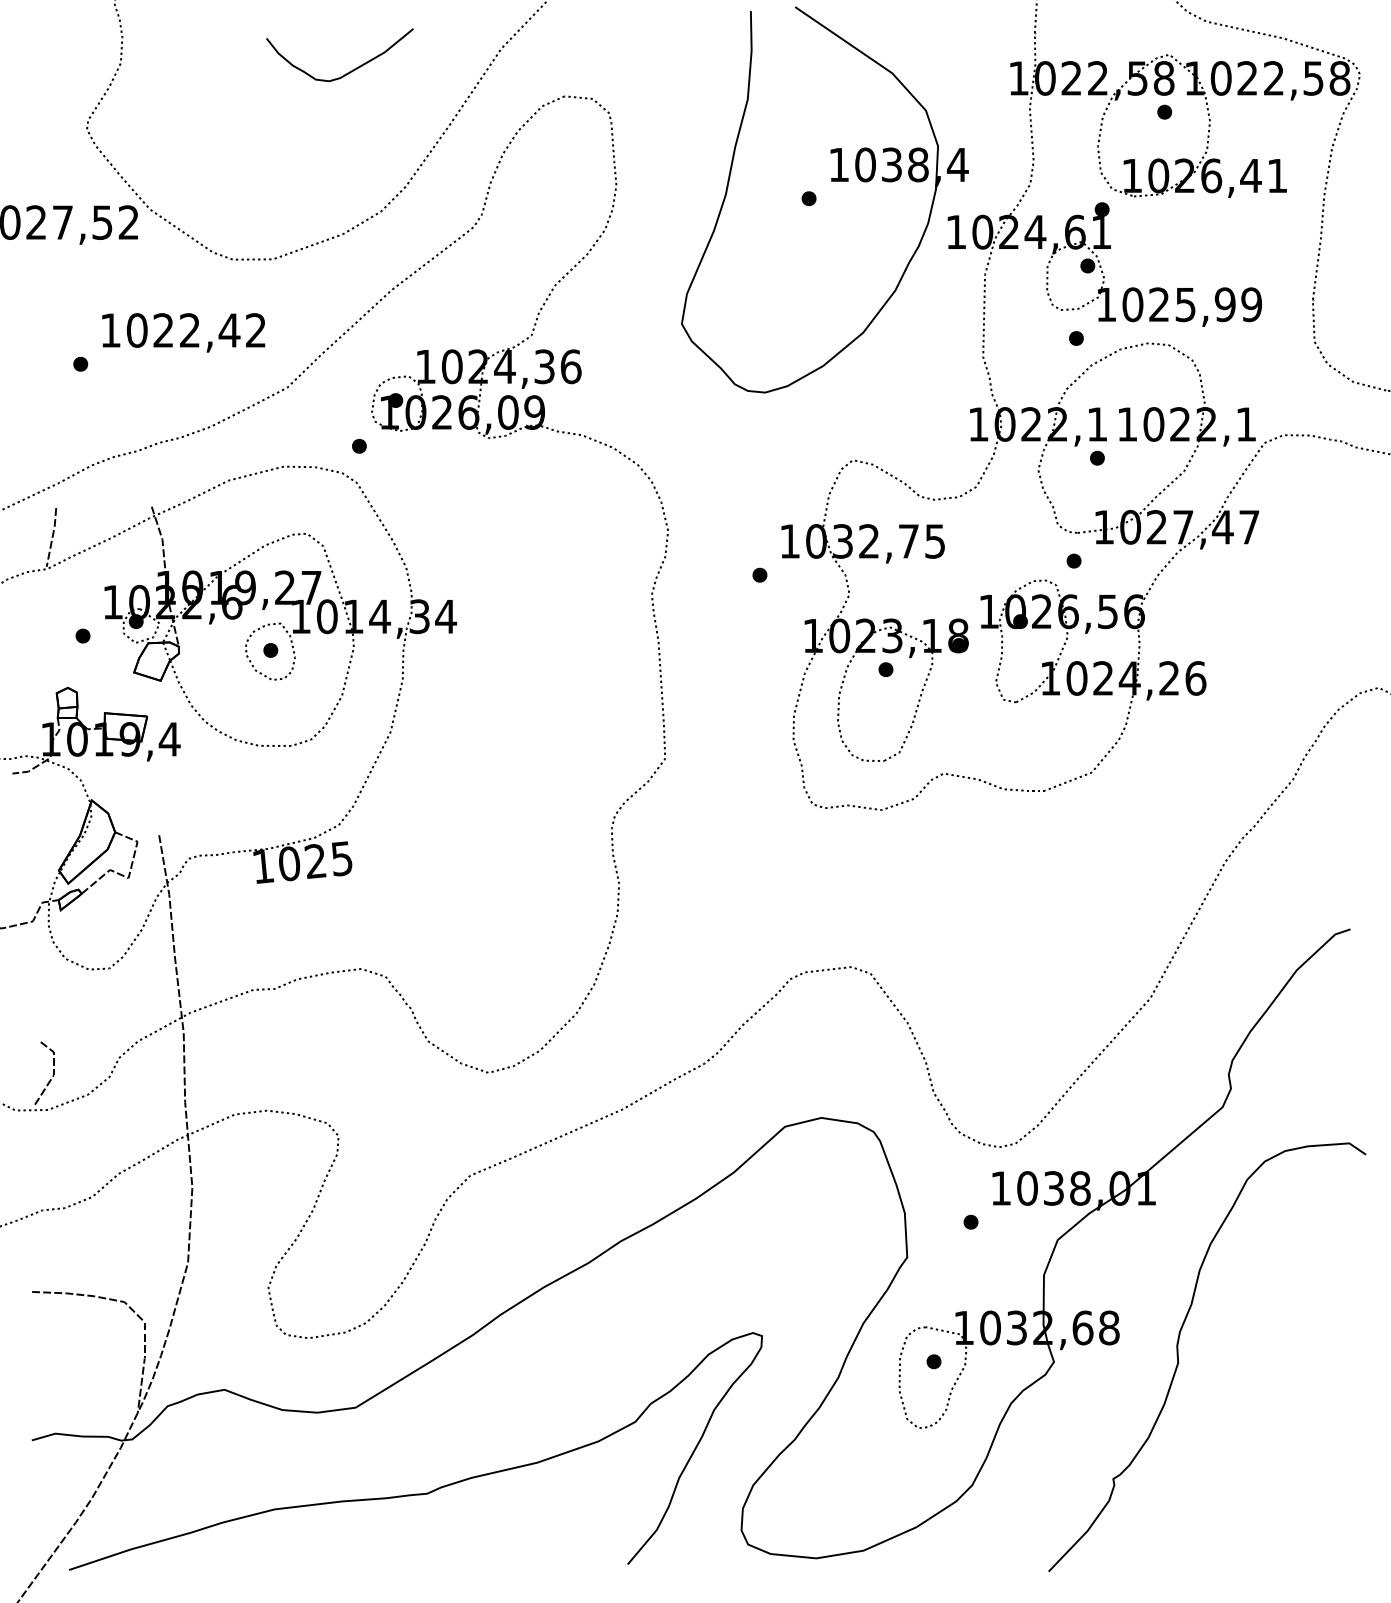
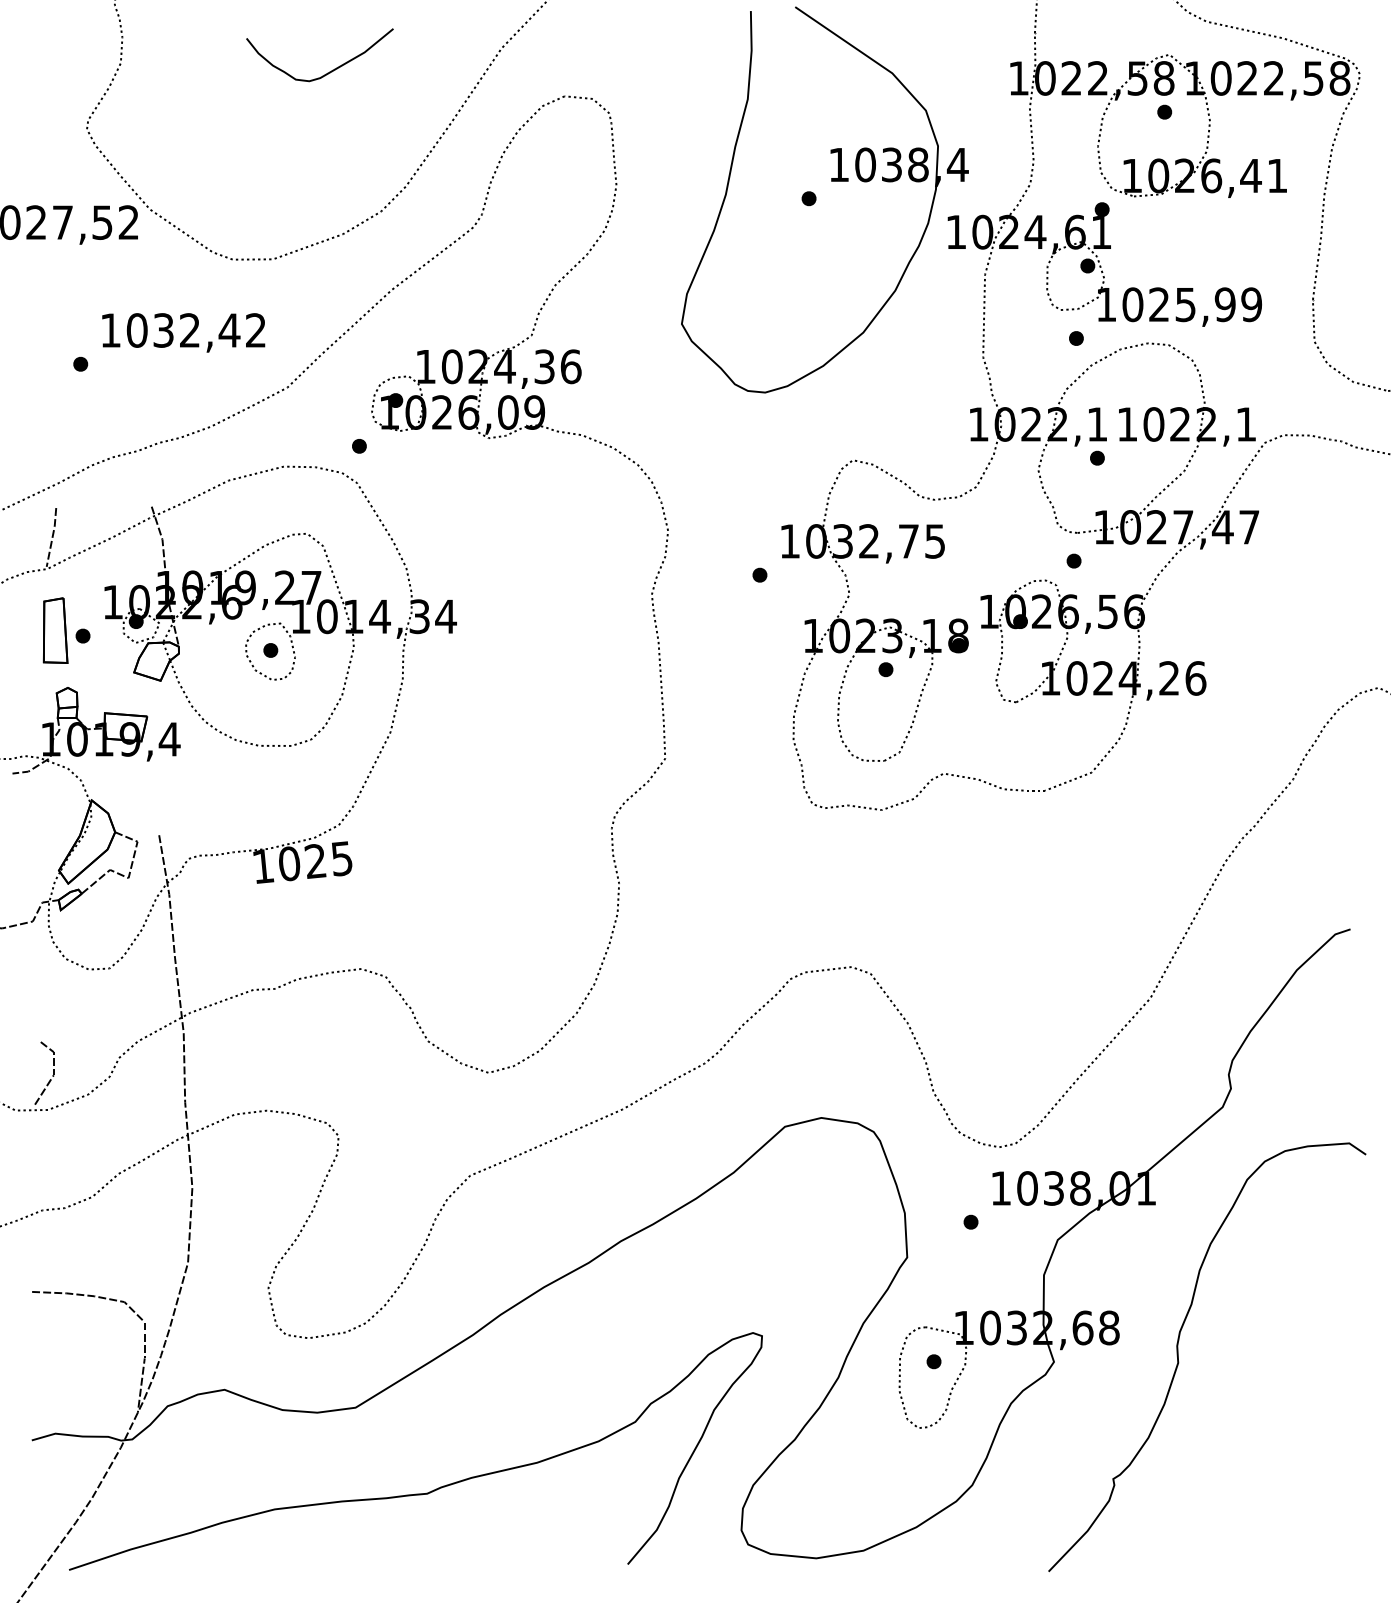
curve position: (347, 72) -> (327, 72) (327, 72)
text: 1022,42 -> 1032,42 (163, 330)
part: none -> present (55, 630)
